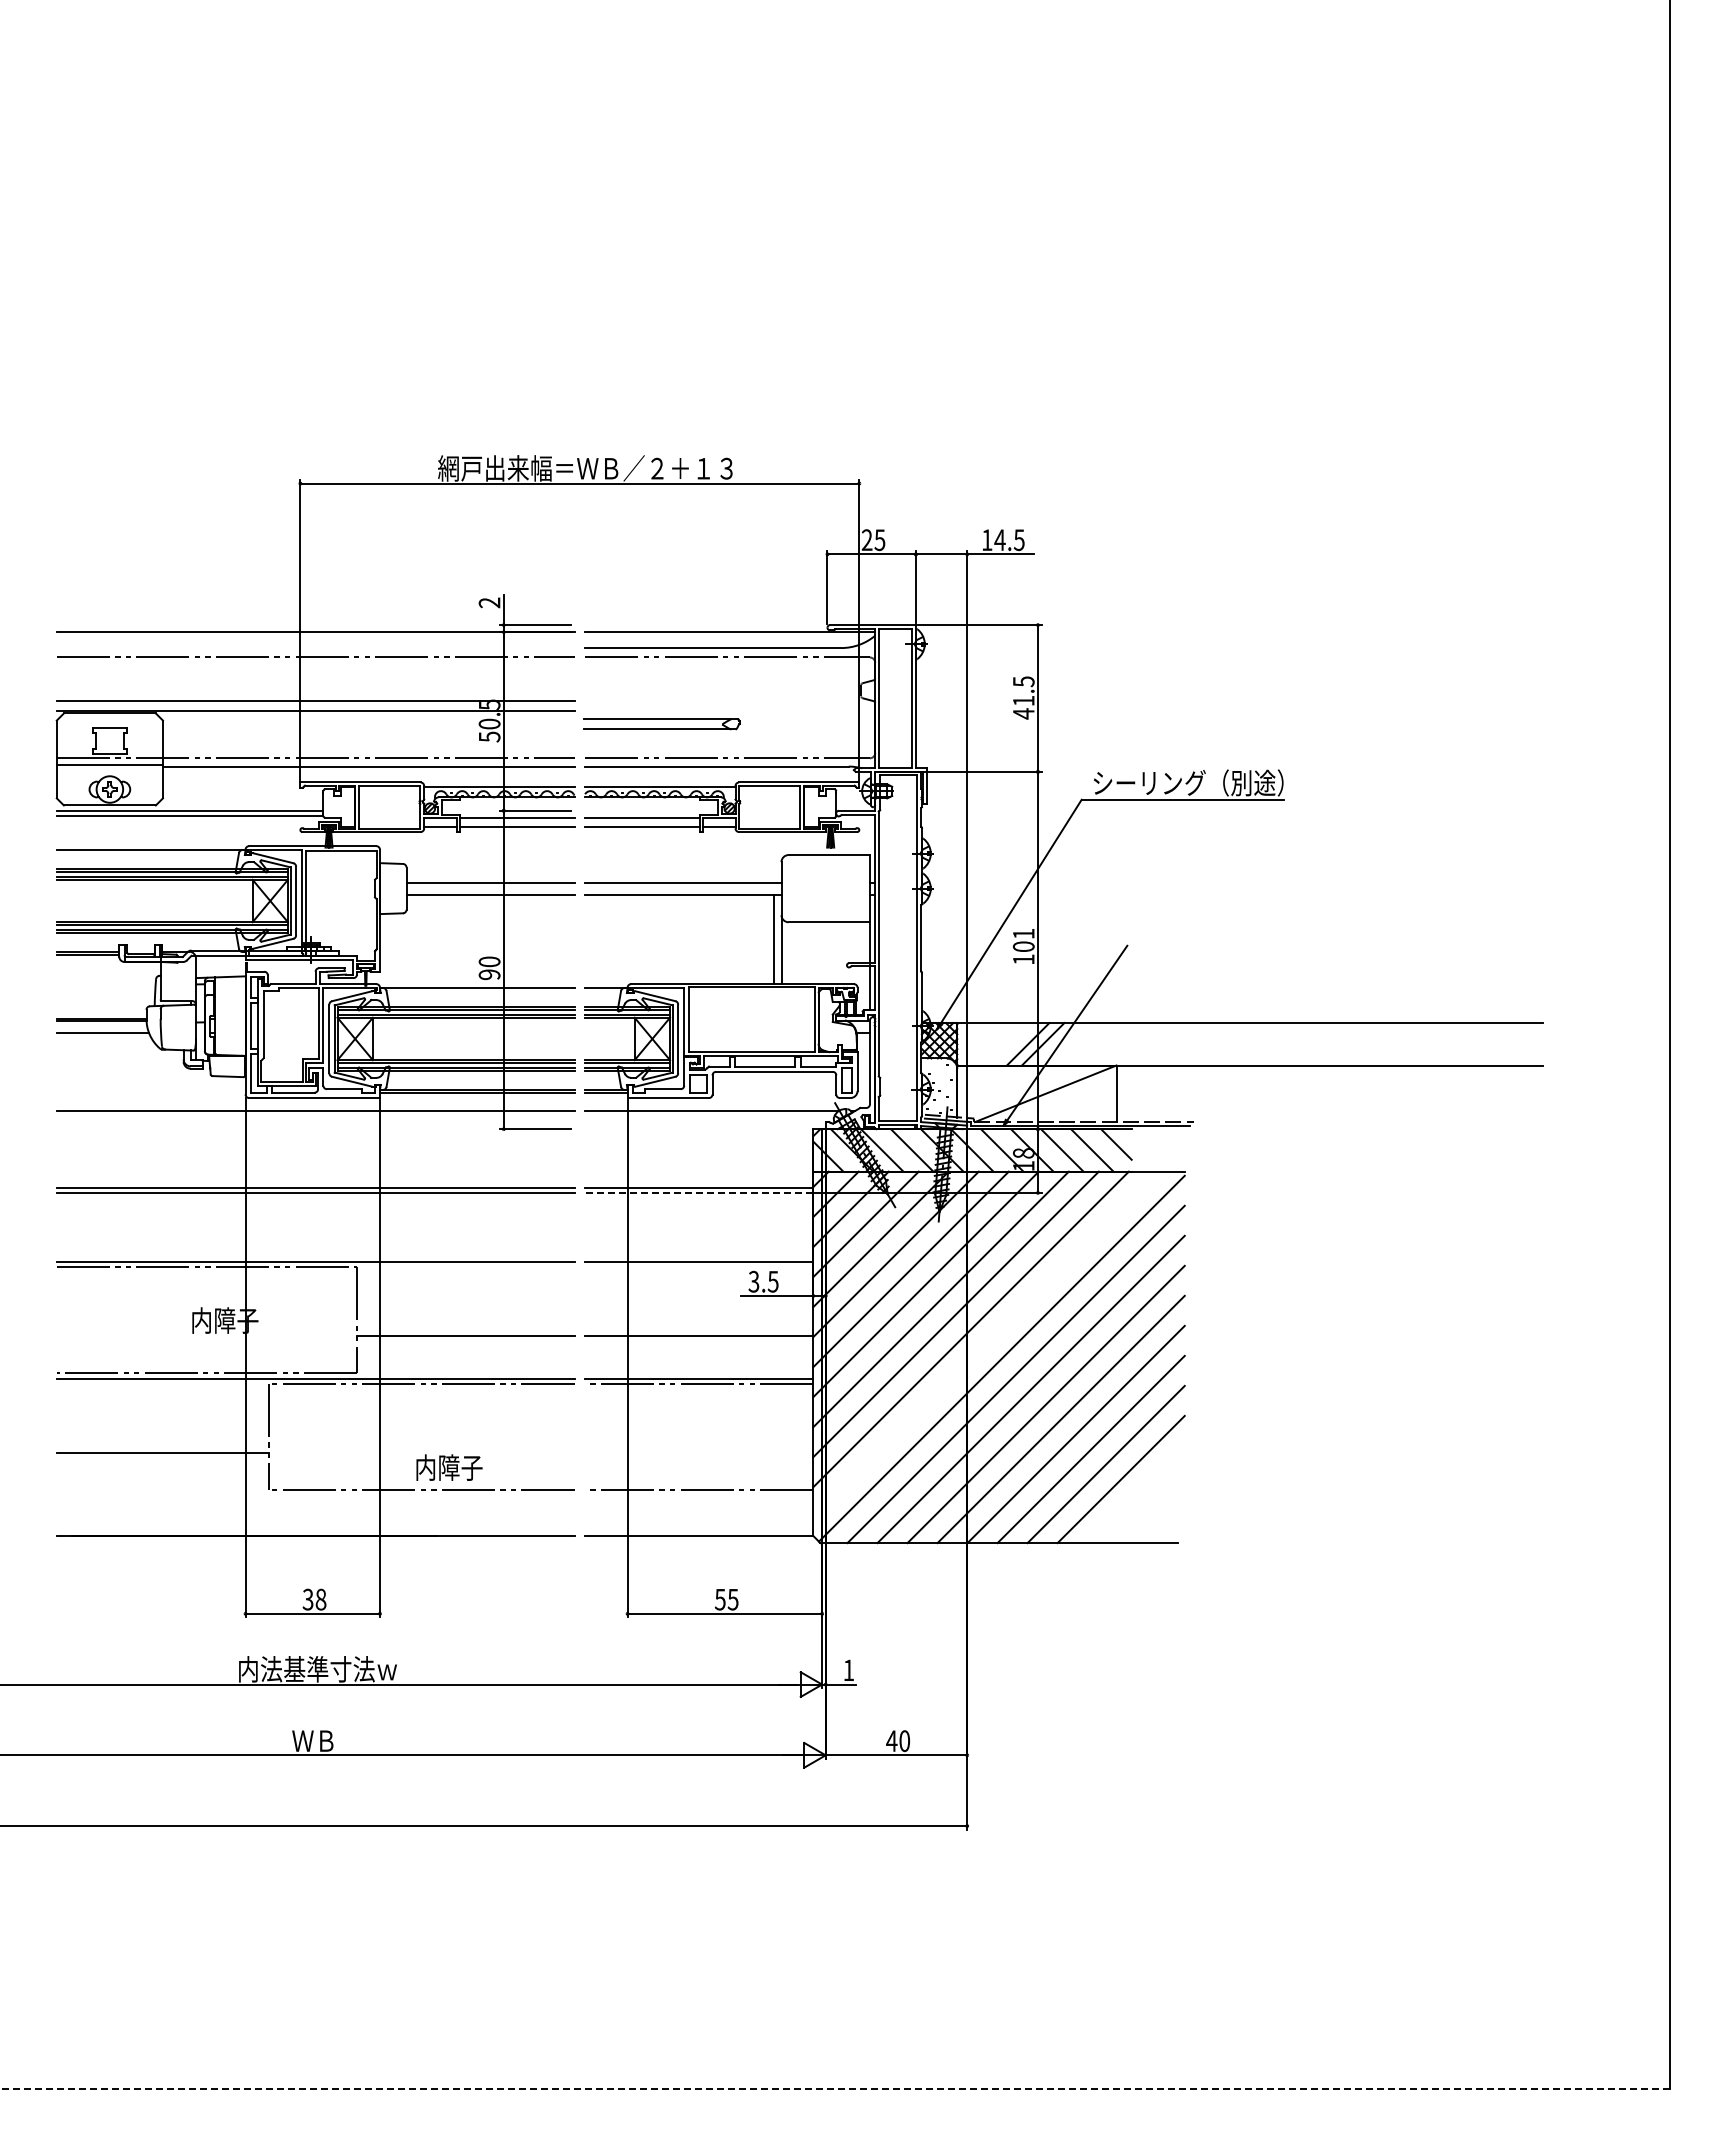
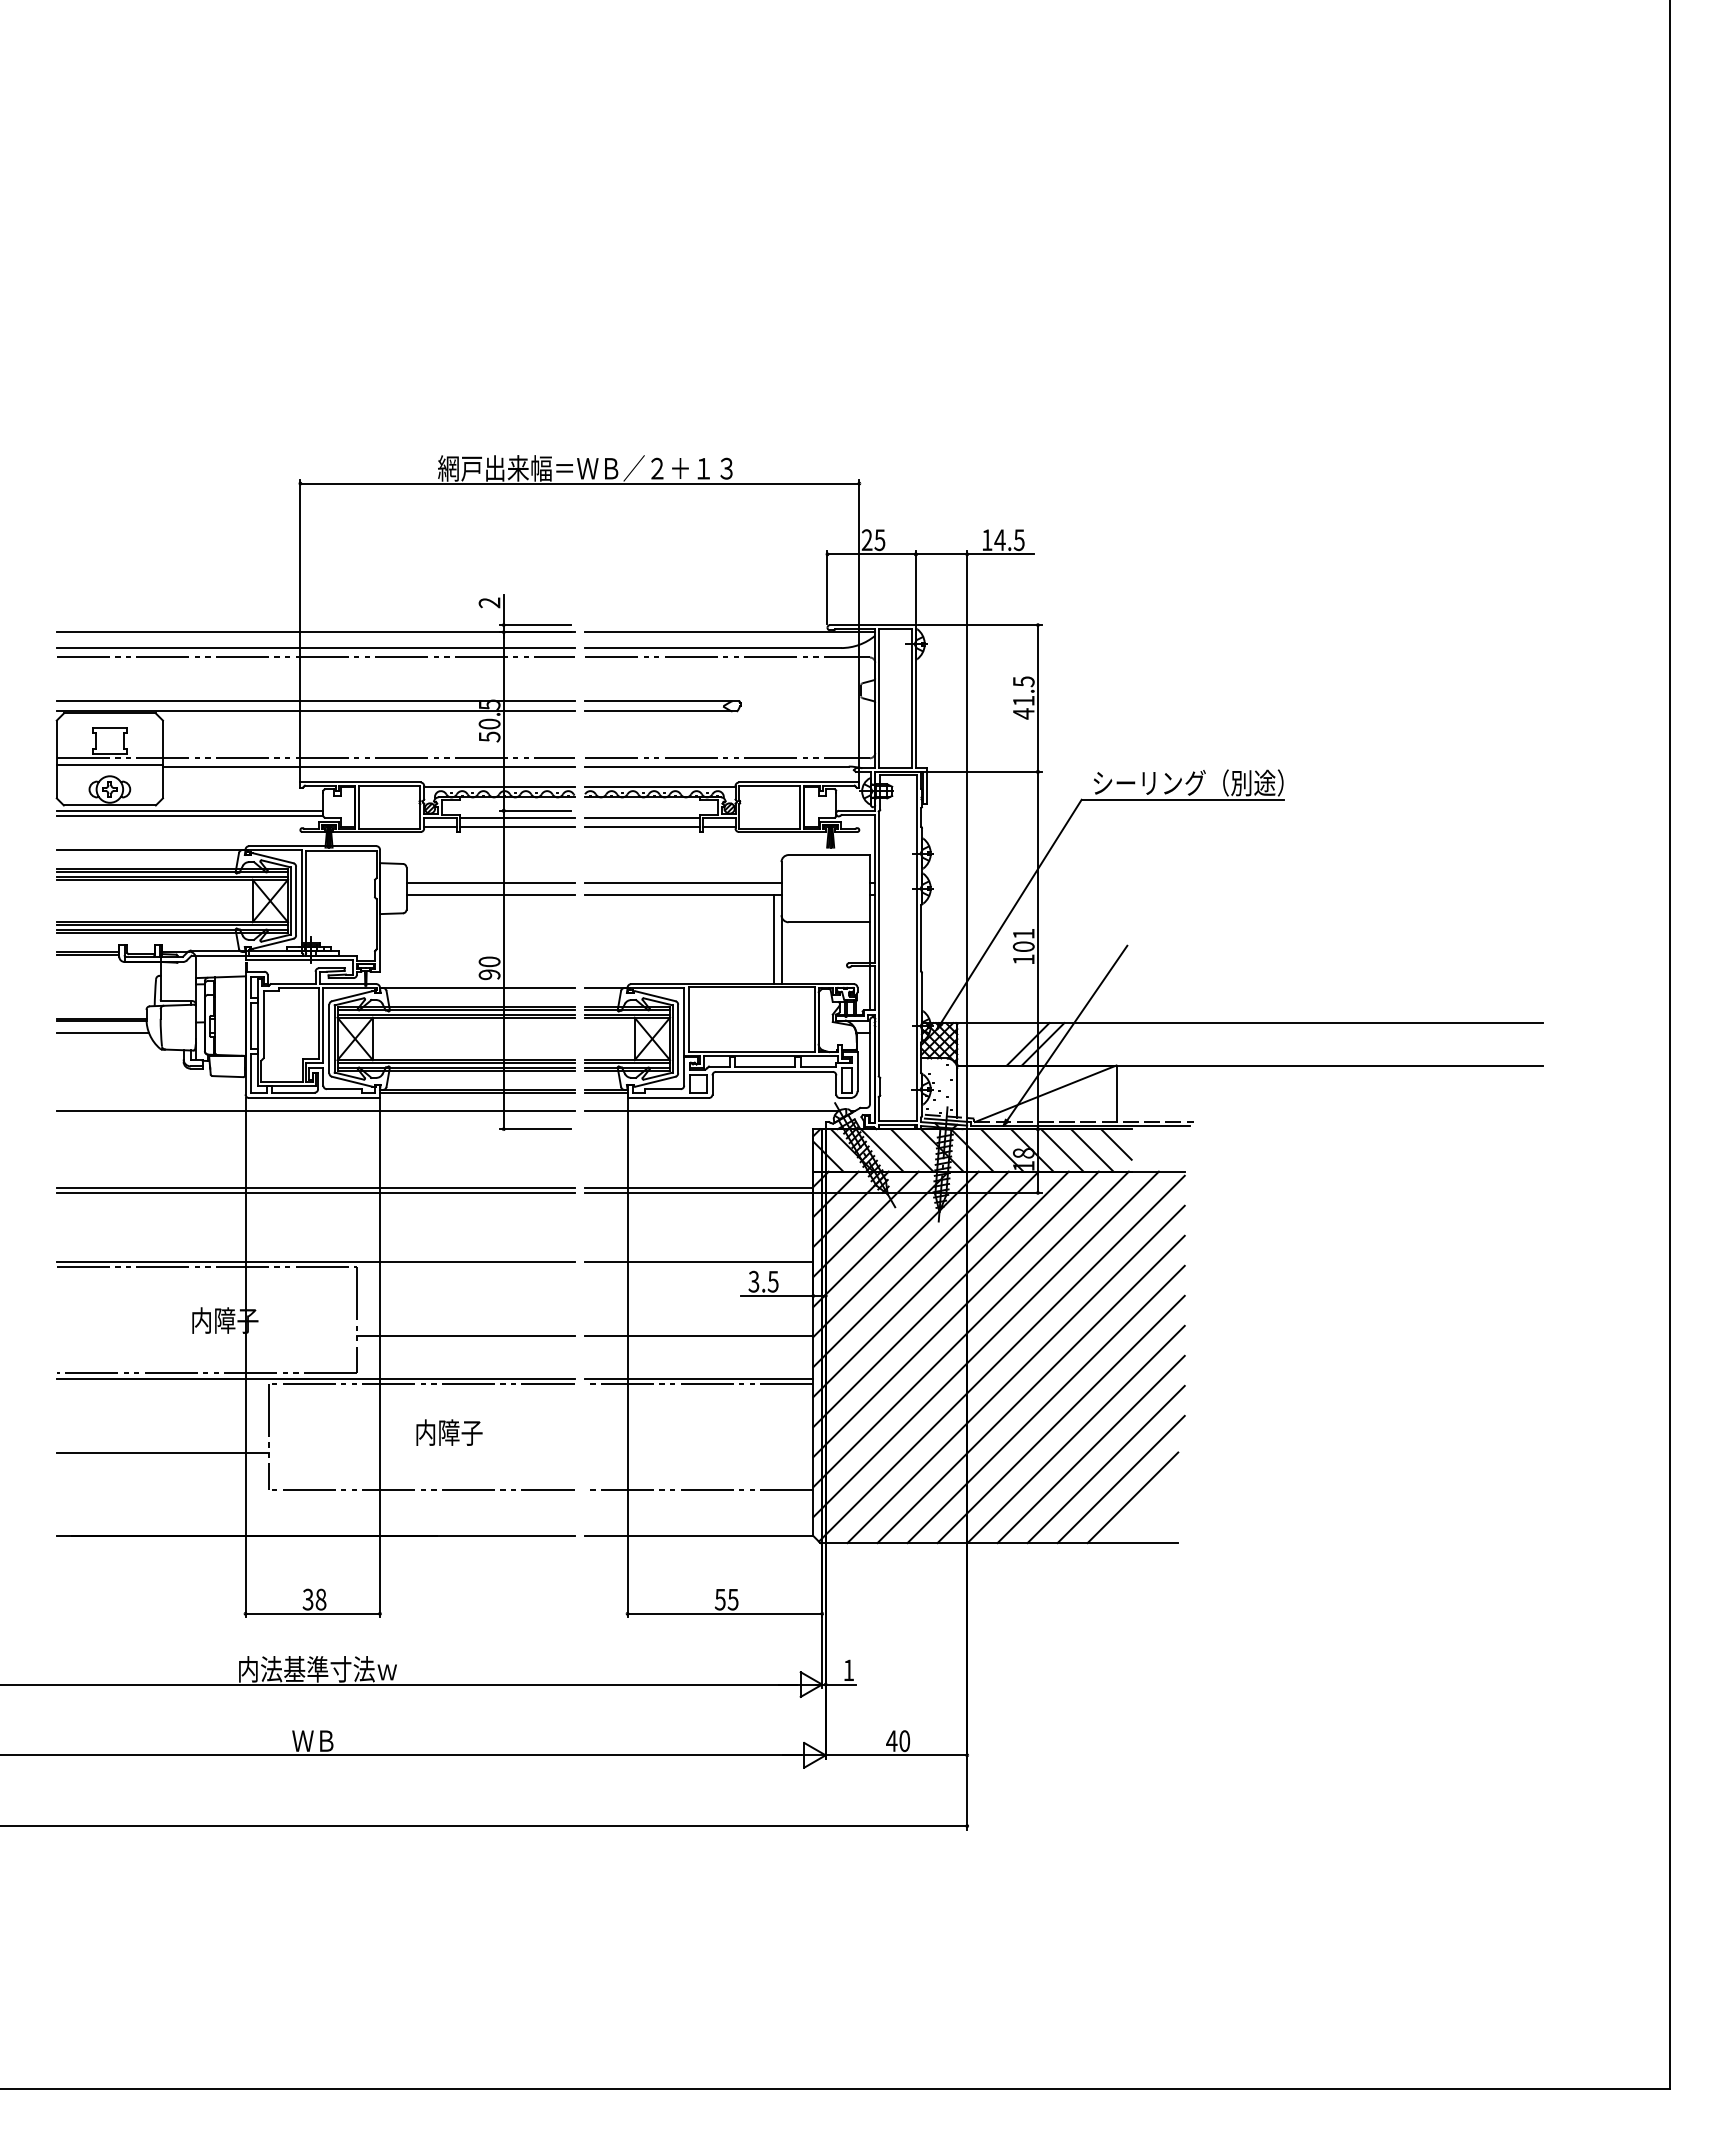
line: none -> present (315, 648)
part position: (661, 724) -> (662, 706) (662, 706)
line: dashed -> solid (698, 1192)
line: none -> present (985, 1344)
text position: (449, 1467) -> (449, 1432) (449, 1432)
line: none -> present (1132, 1497)
line: dashed -> solid (835, 2089)
